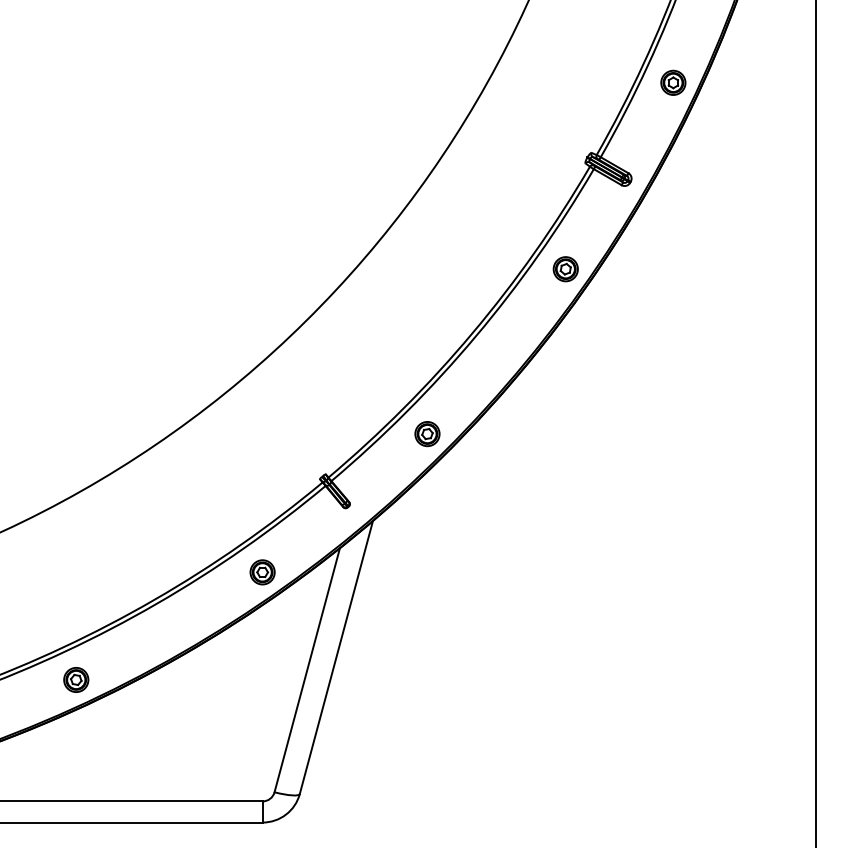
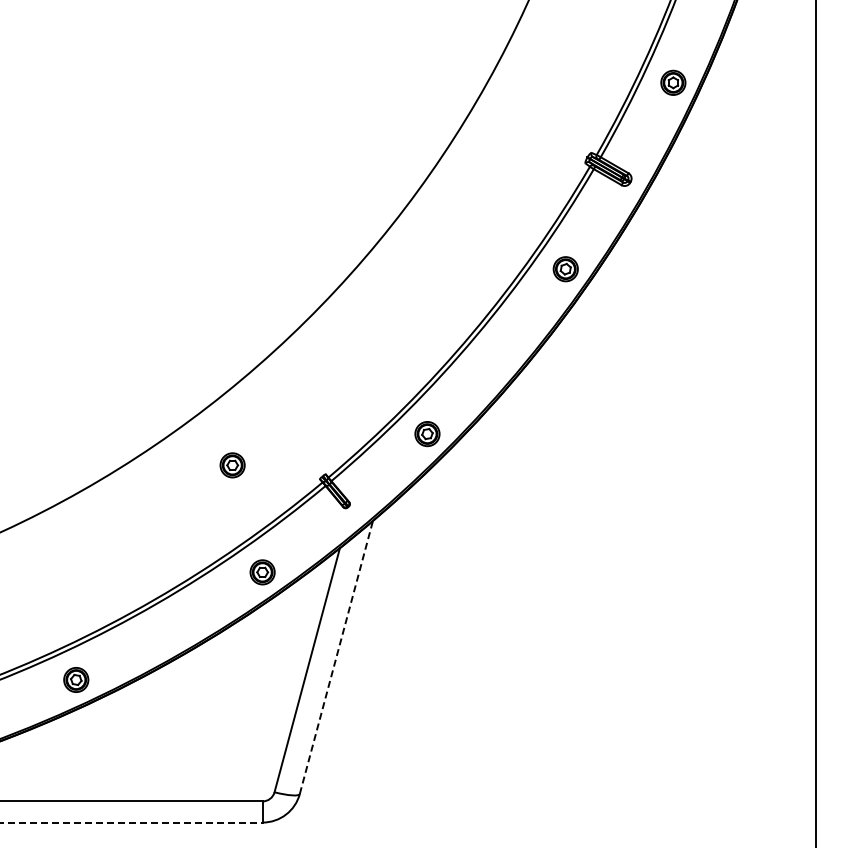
part: none -> present (232, 465)
line: solid -> dashed (336, 657)
line: solid -> dashed (131, 822)
